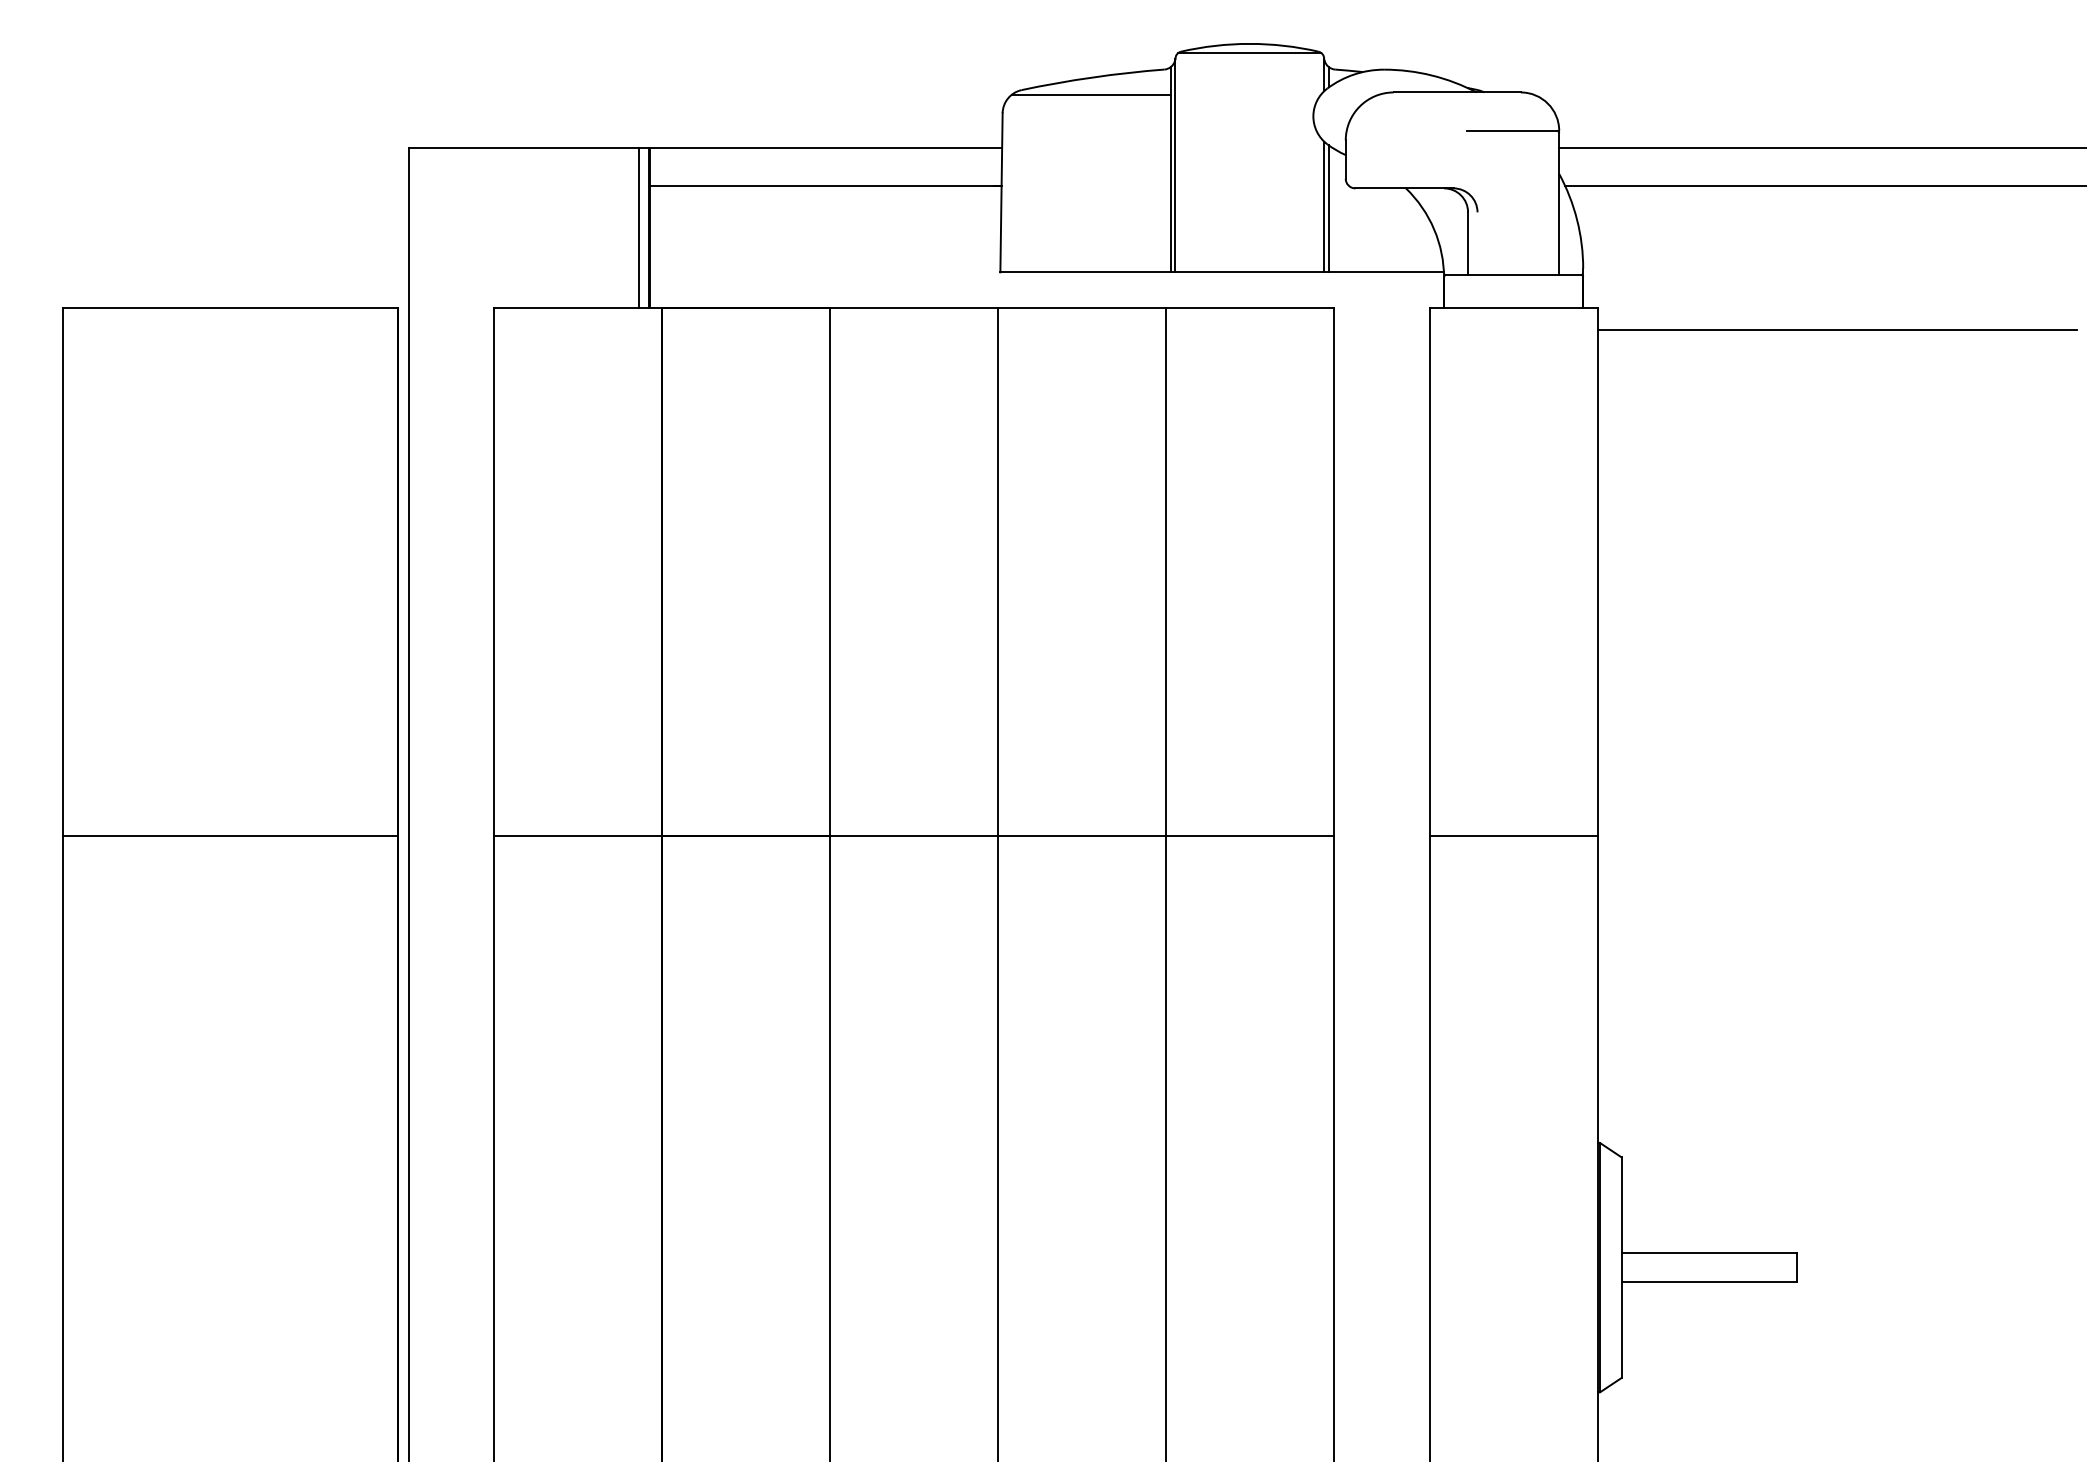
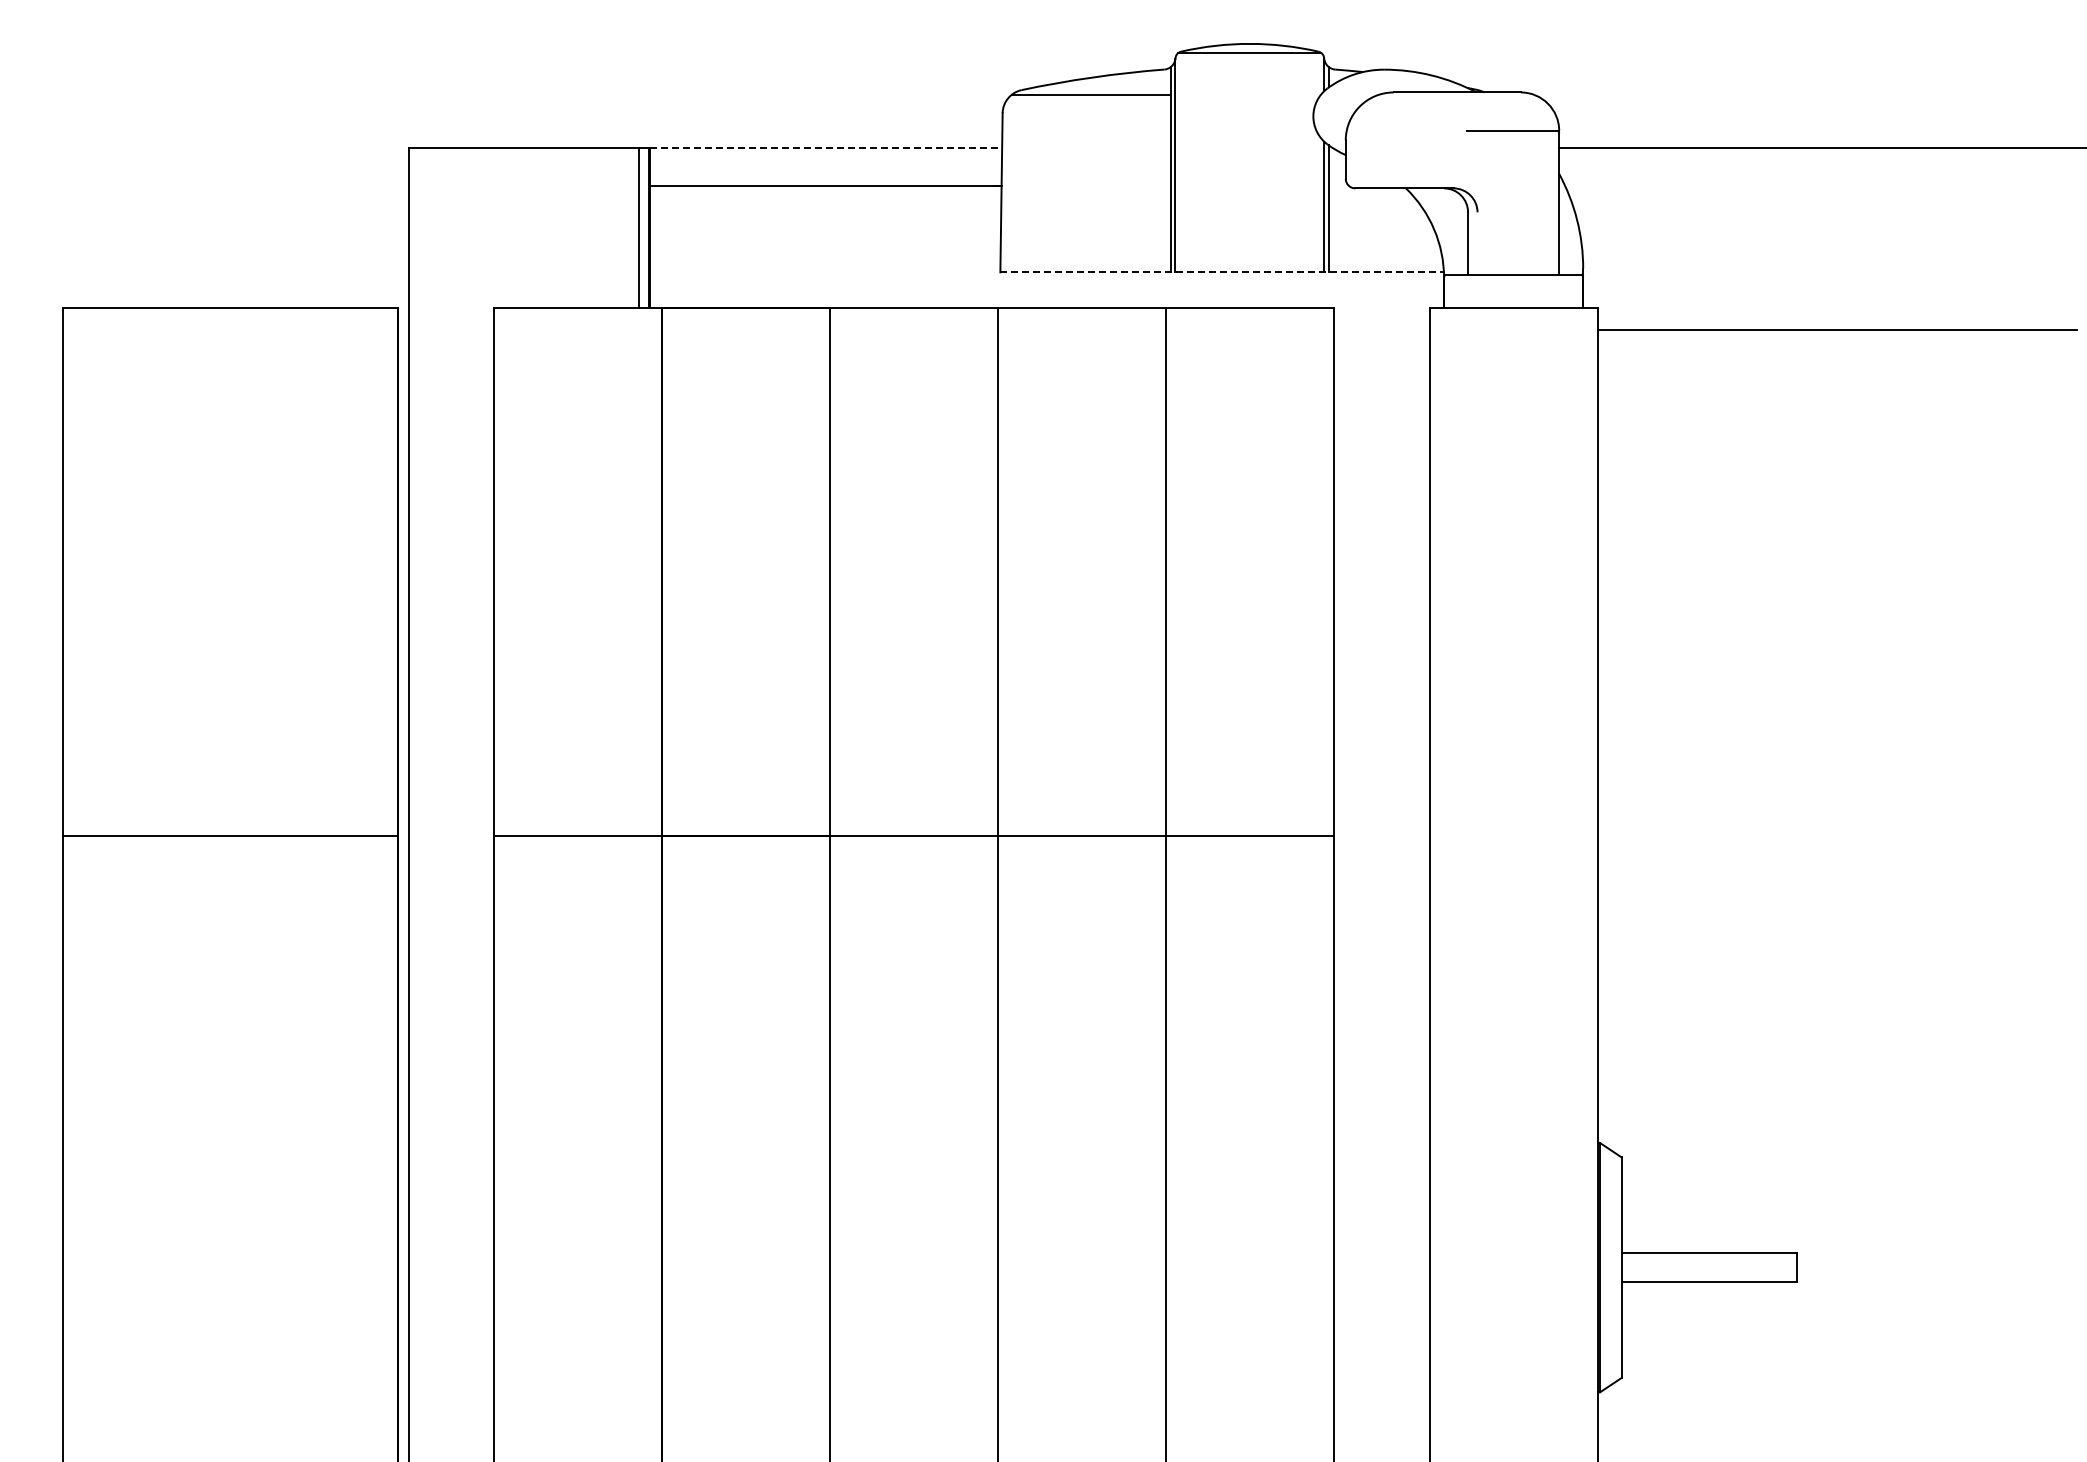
line: solid -> dashed (826, 147)
line: present -> none (1824, 185)
line: solid -> dashed (1222, 272)
line: present -> none (1513, 835)
